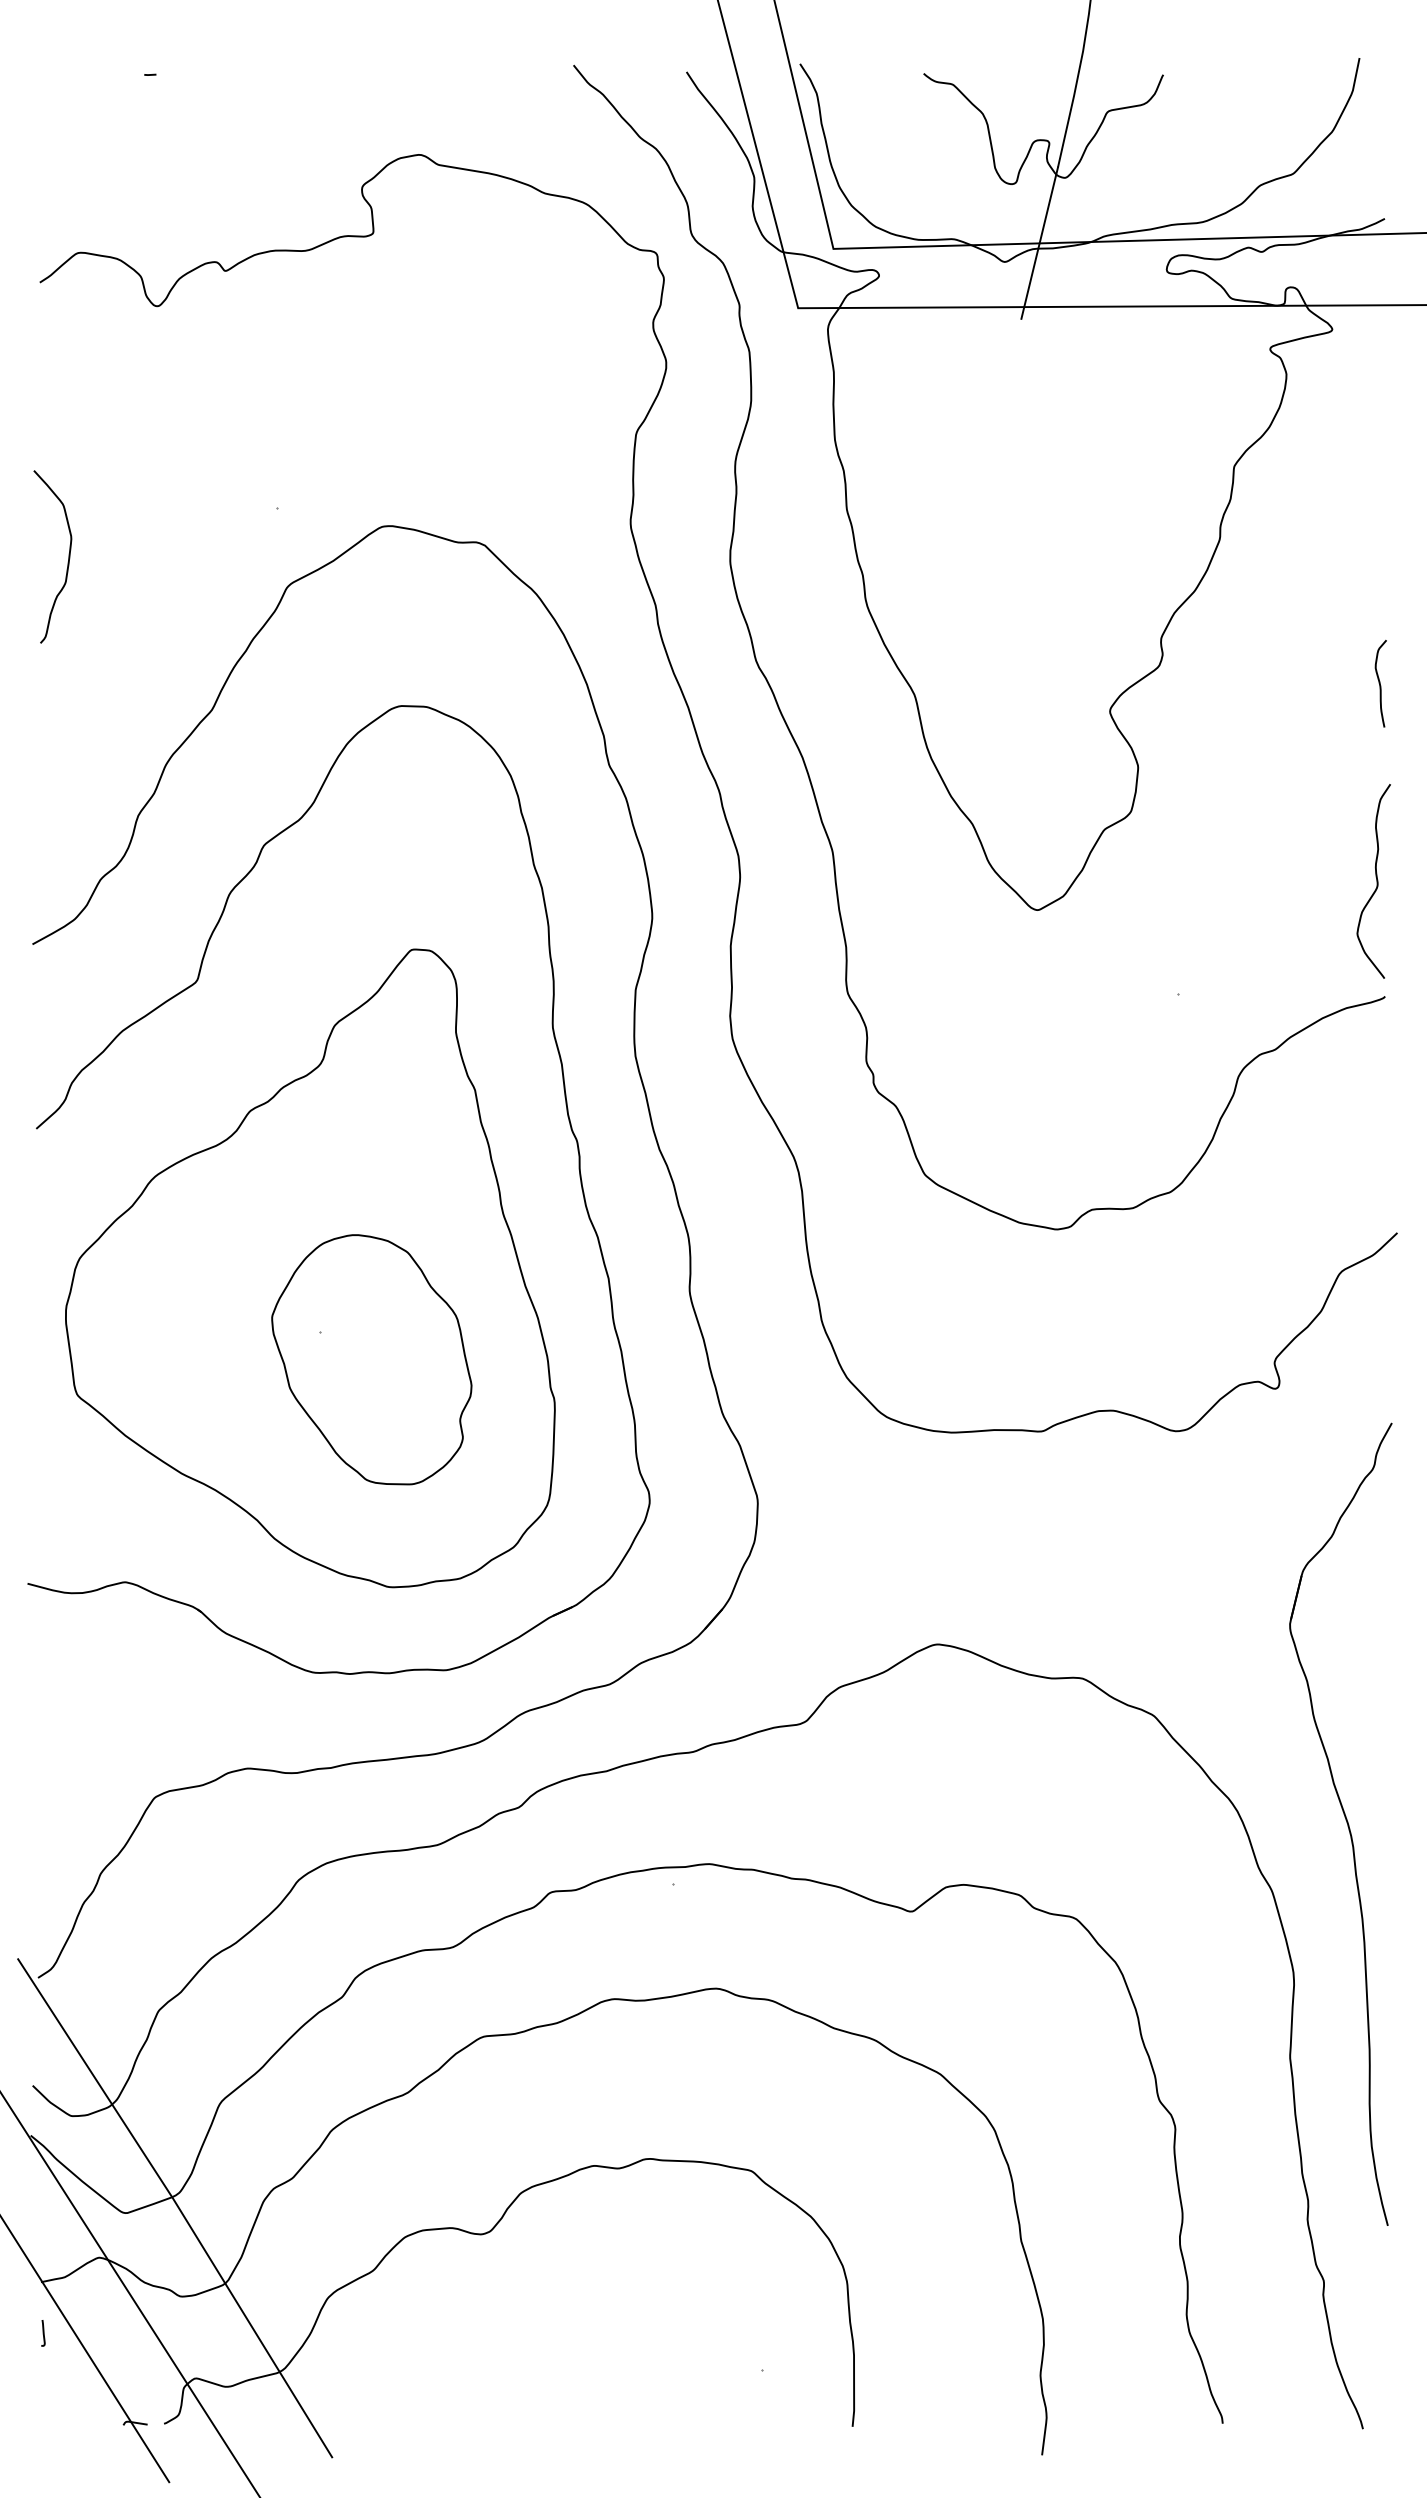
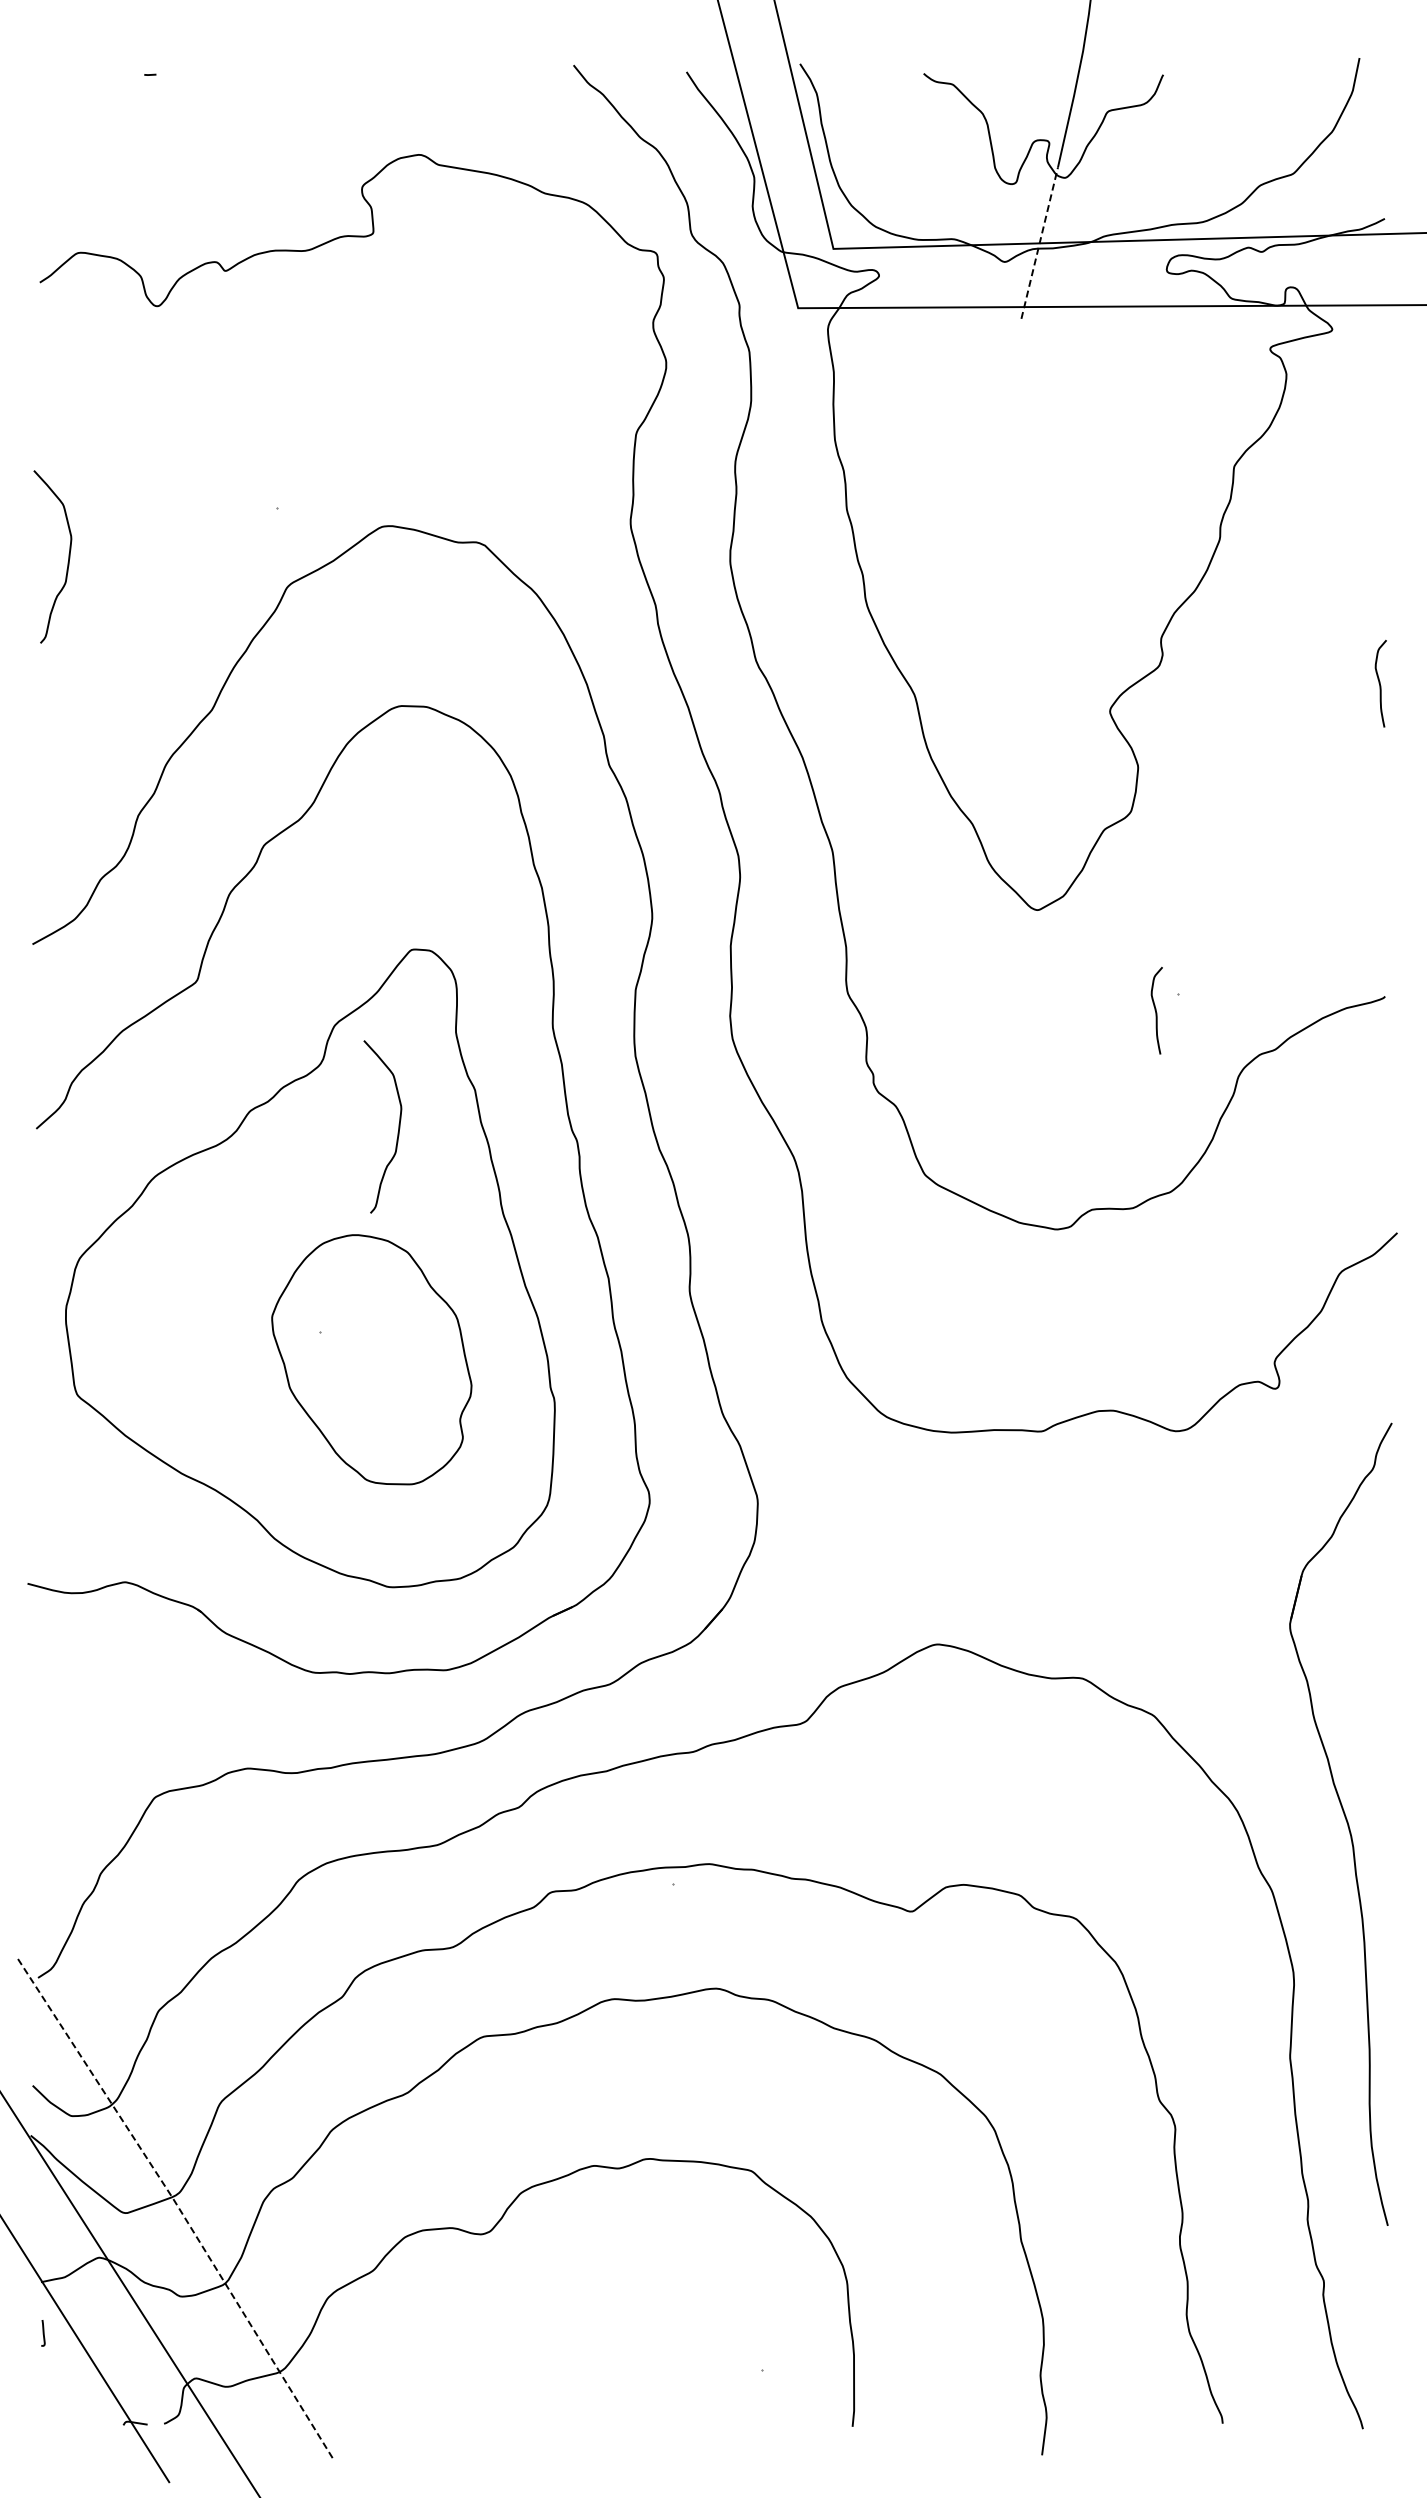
line: solid -> dashed (1039, 243)
curve: present -> none (1376, 881)
curve: none -> present (1156, 1010)
curve: none -> present (398, 1126)
line: solid -> dashed (177, 2205)
